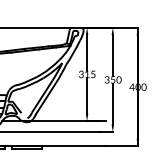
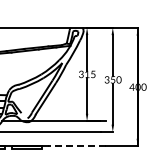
line: solid -> dashed (77, 146)
